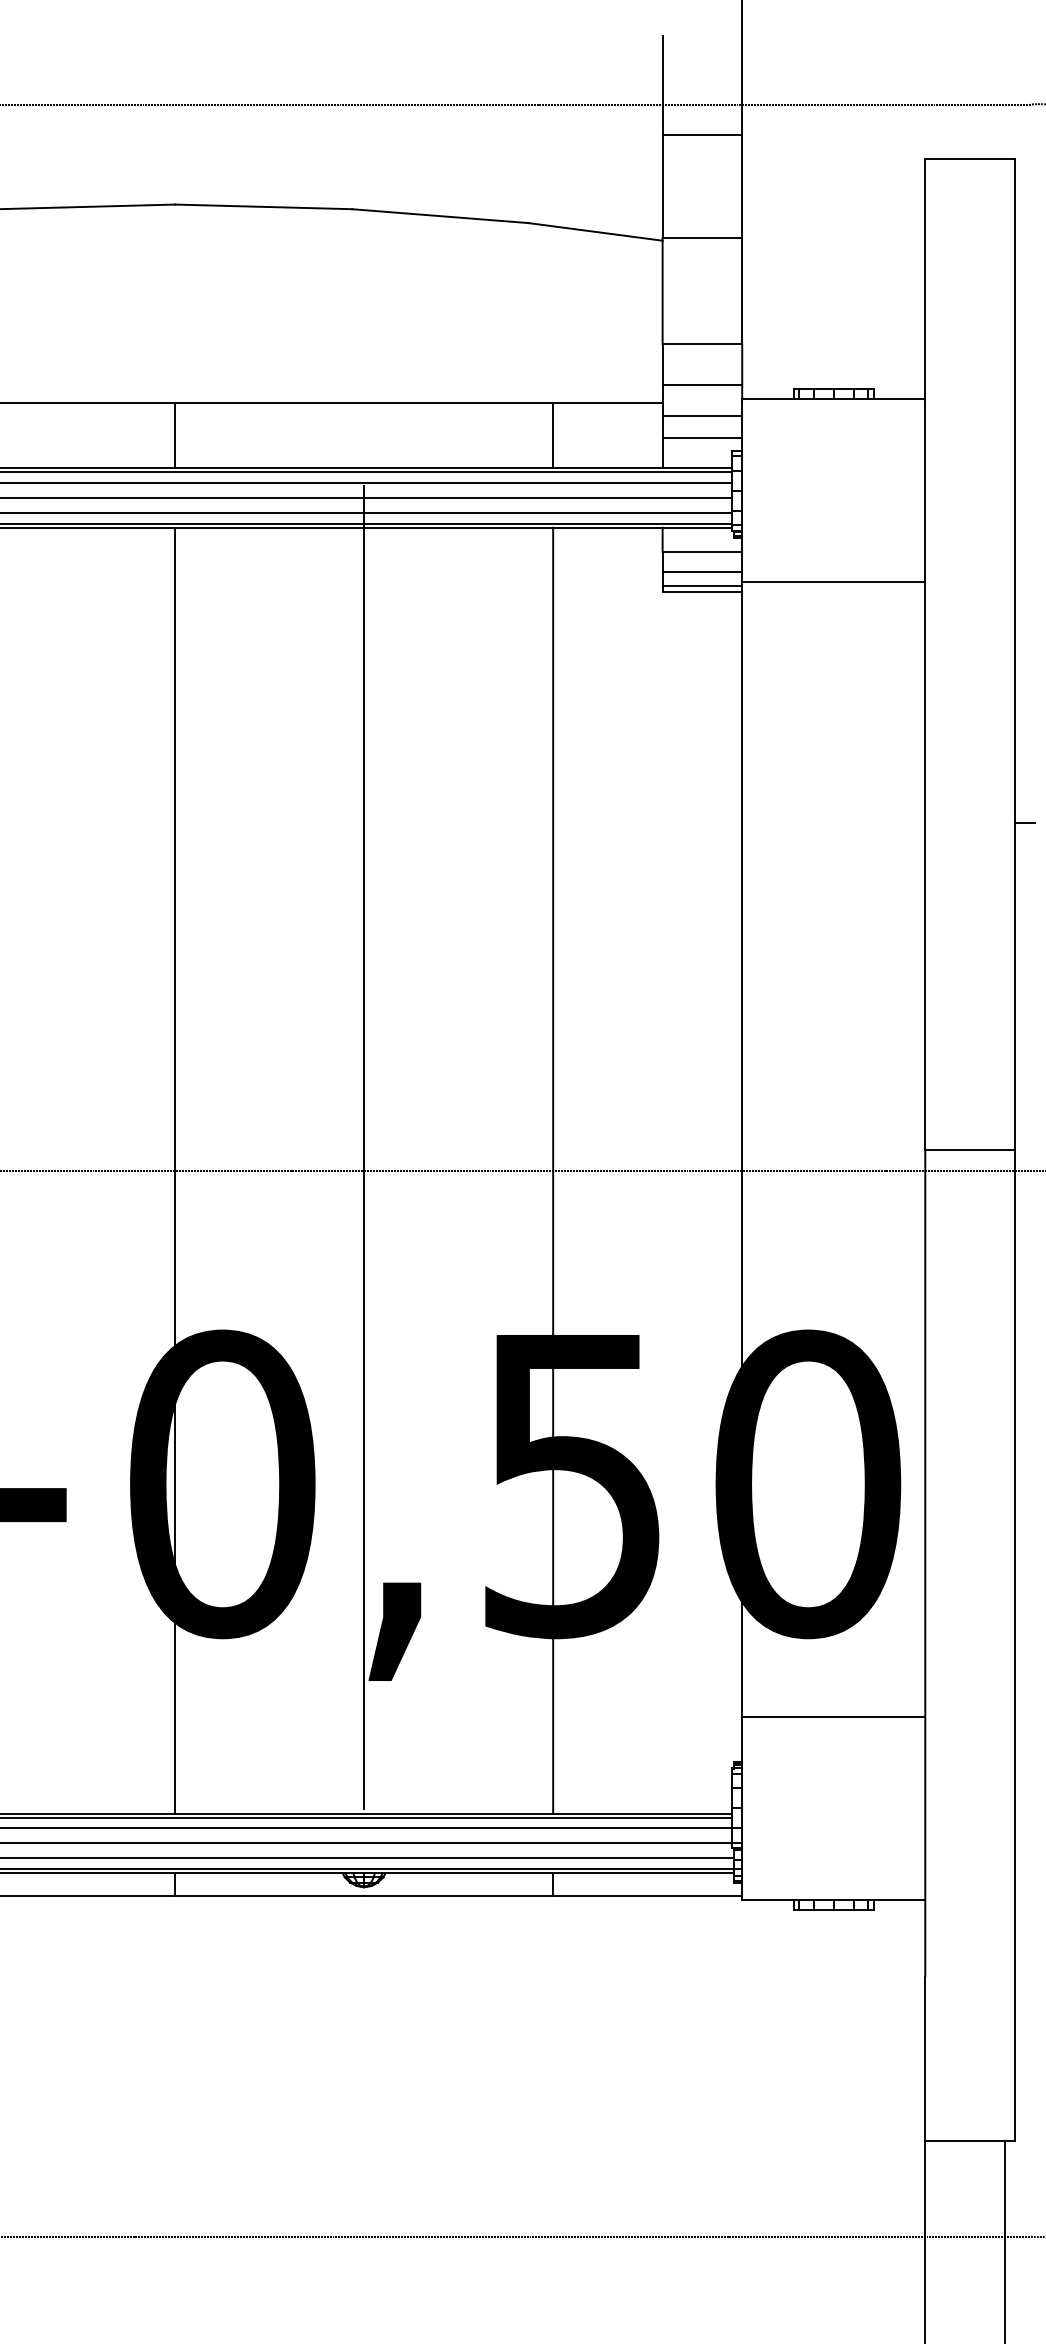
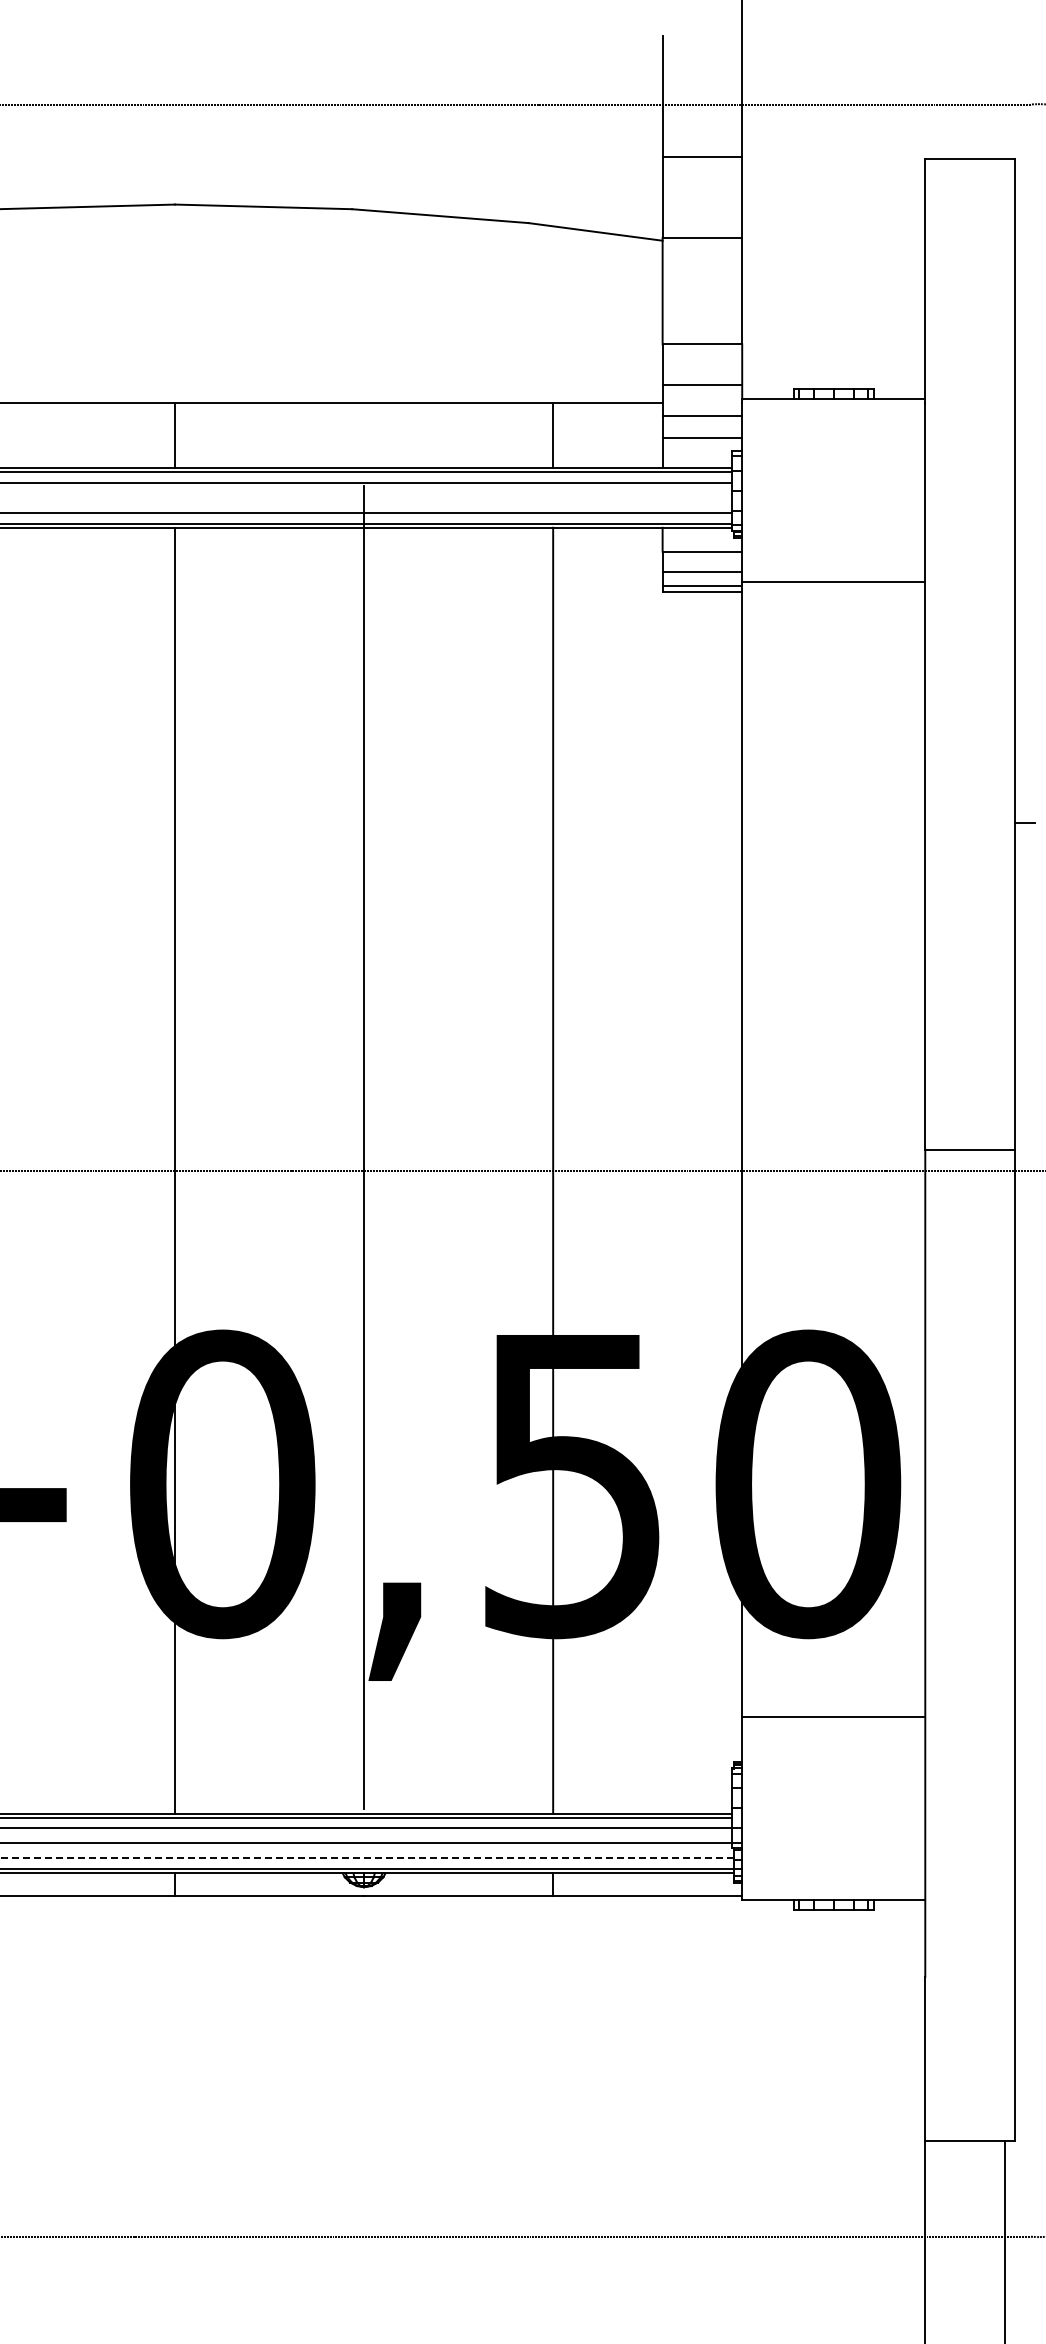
line position: (702, 135) -> (702, 157) (702, 157)
line: present -> none (367, 497)
line: solid -> dashed (367, 1858)
